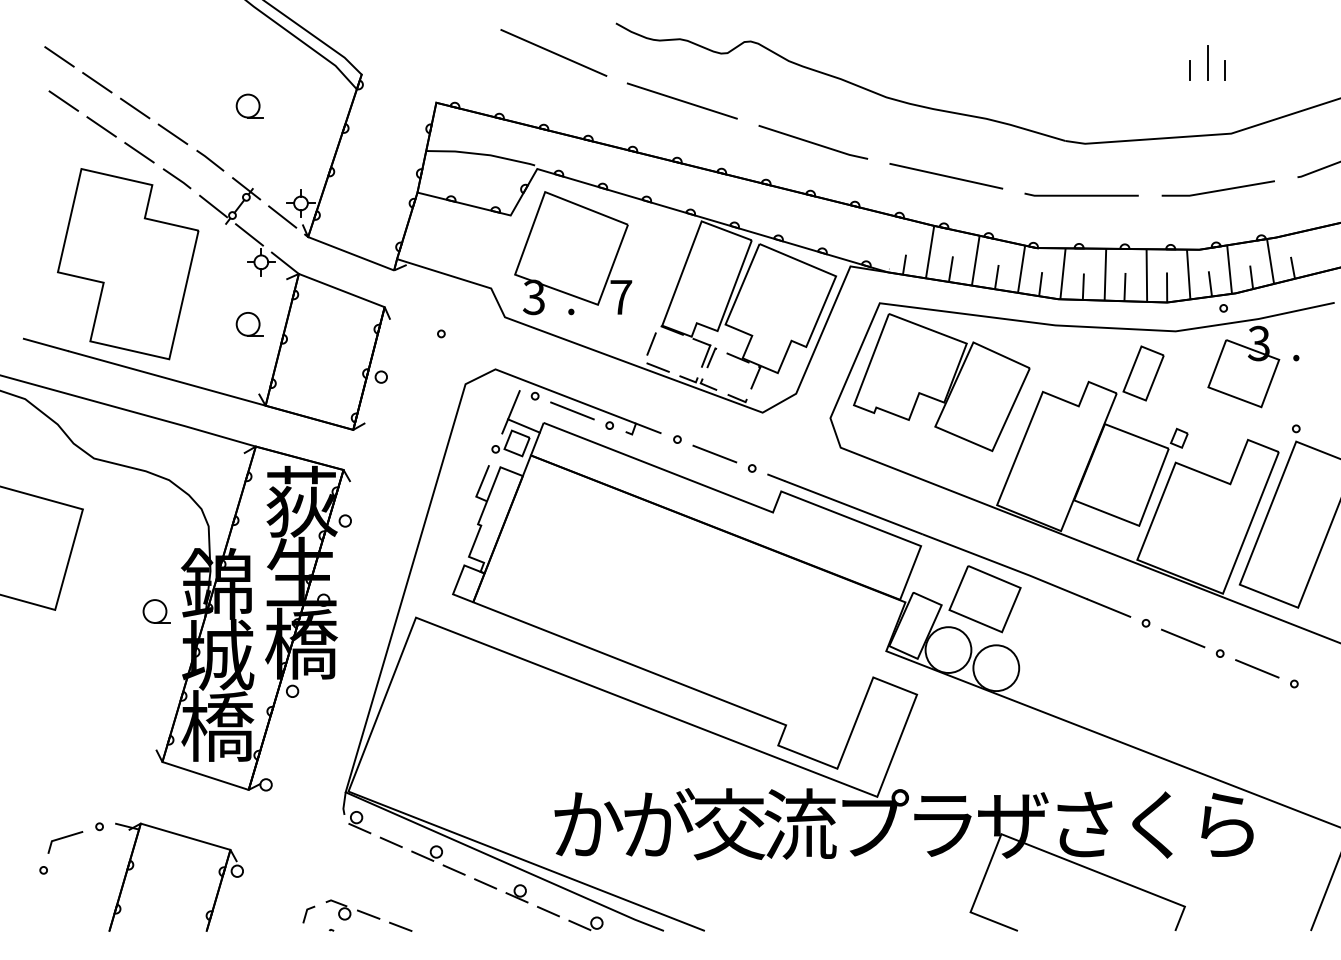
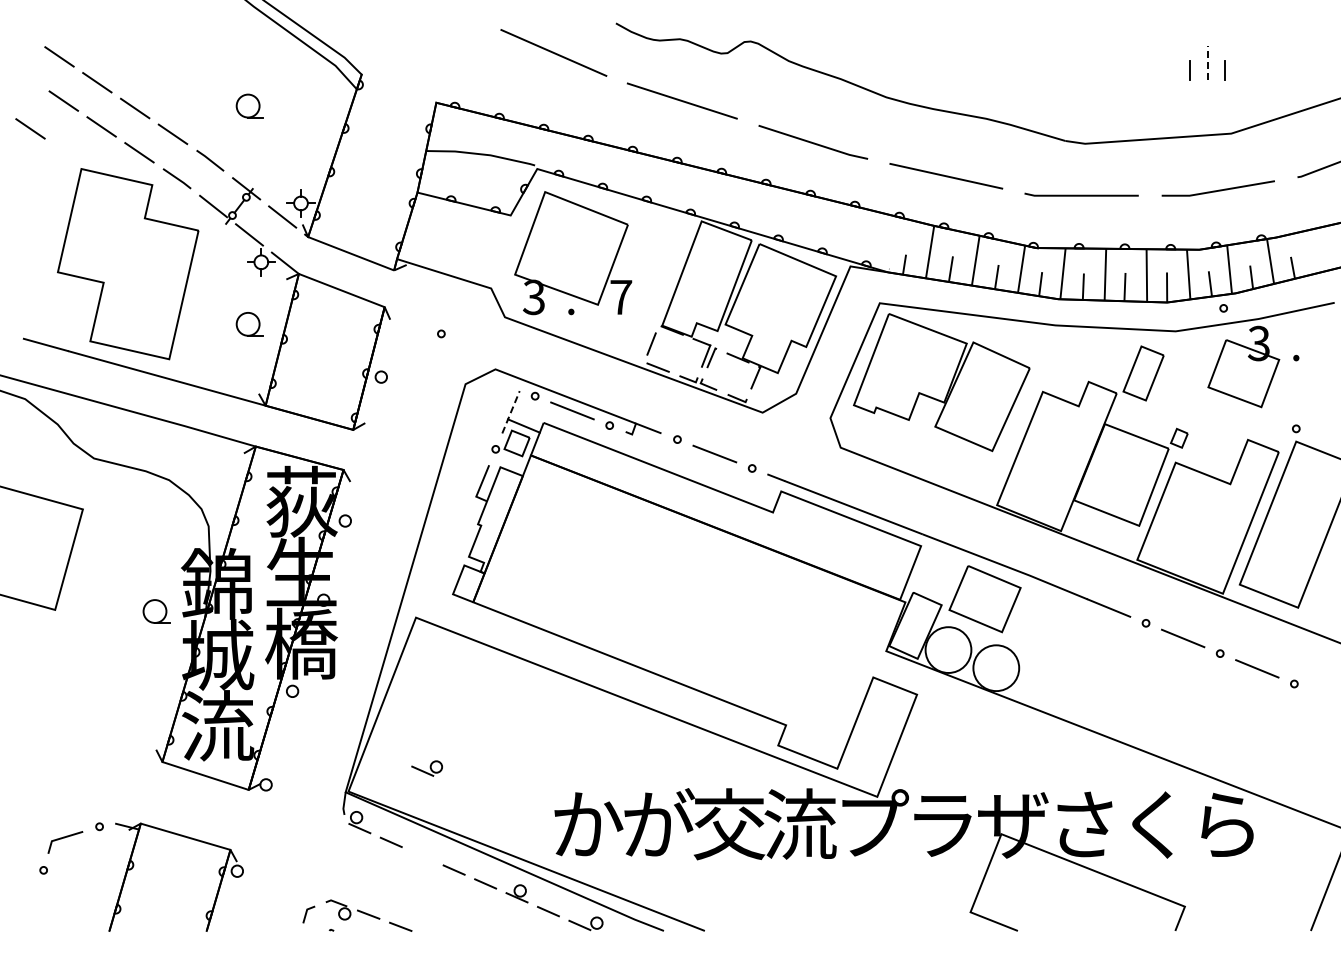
line: solid -> dashed (1207, 62)
line: none -> present (30, 128)
line: solid -> dashed (511, 412)
text: 橋 -> 流 (217, 725)
part position: (426, 853) -> (426, 768) (426, 768)
